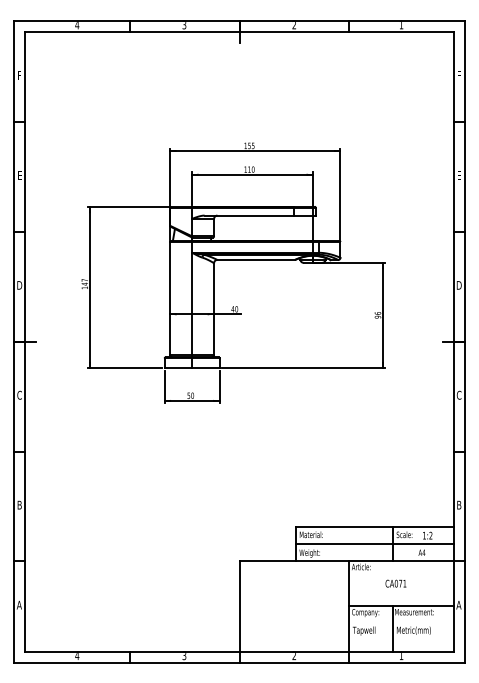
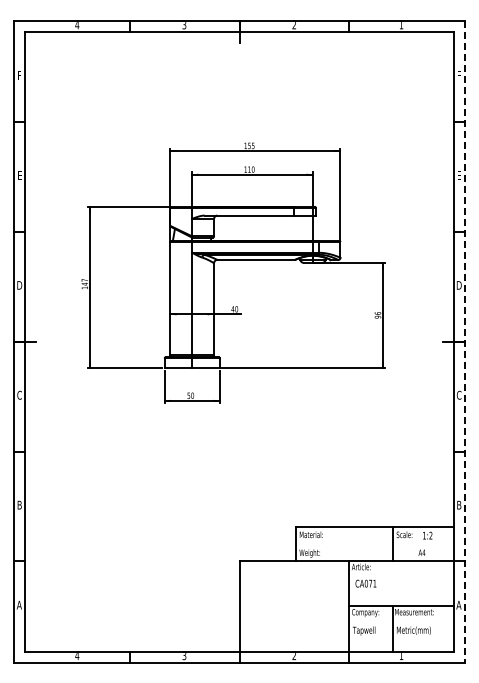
line: solid -> dashed (464, 341)
line: present -> none (374, 544)
text position: (395, 583) -> (365, 583) (365, 583)
